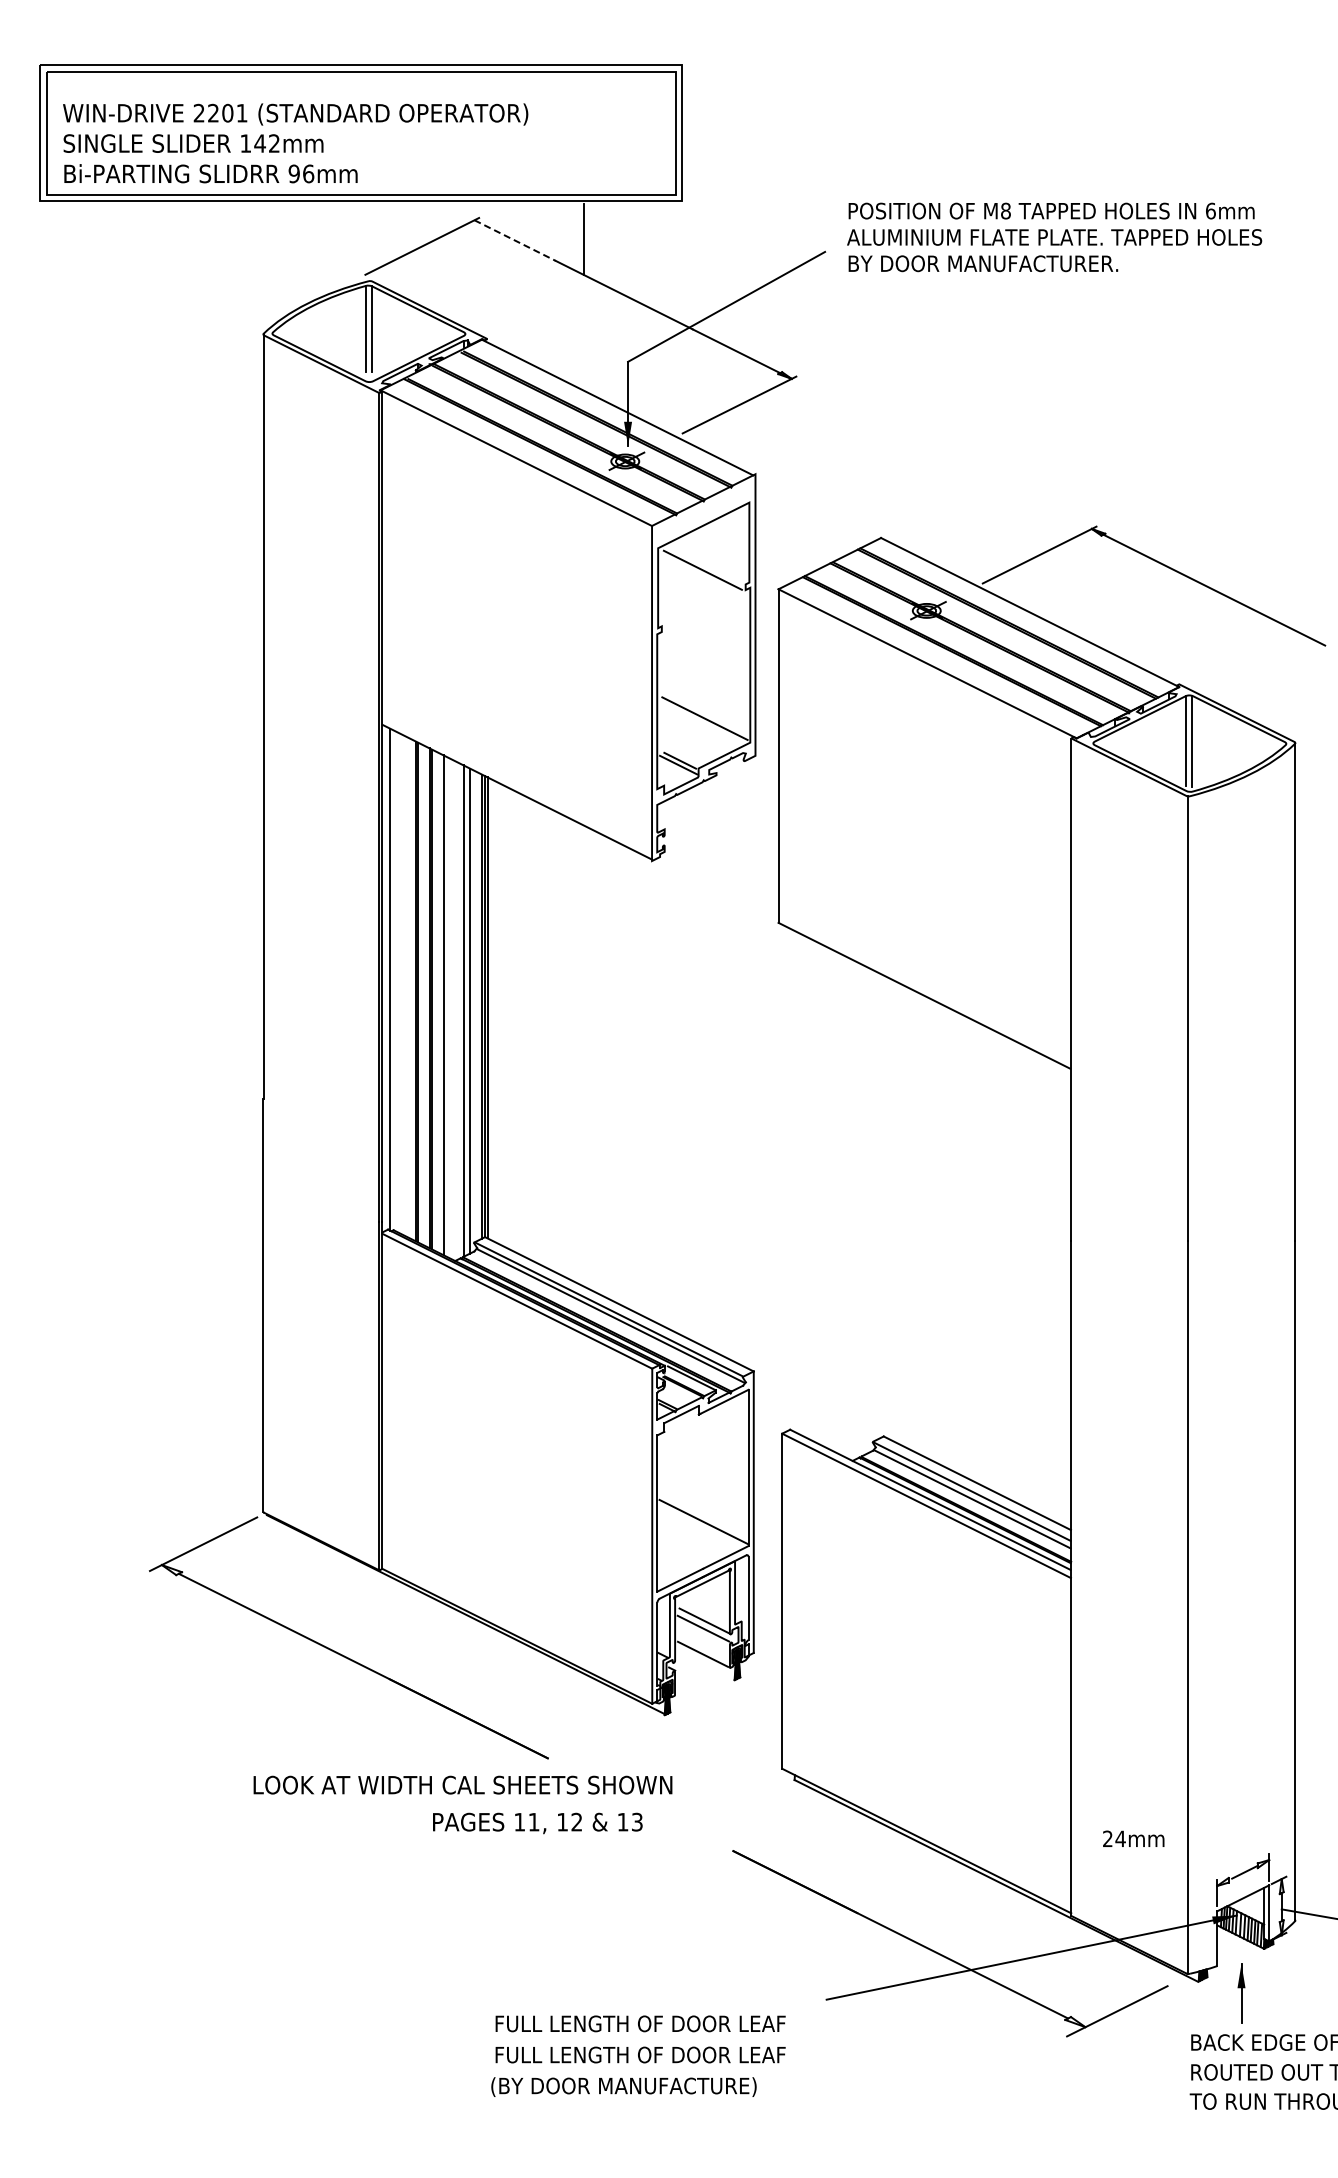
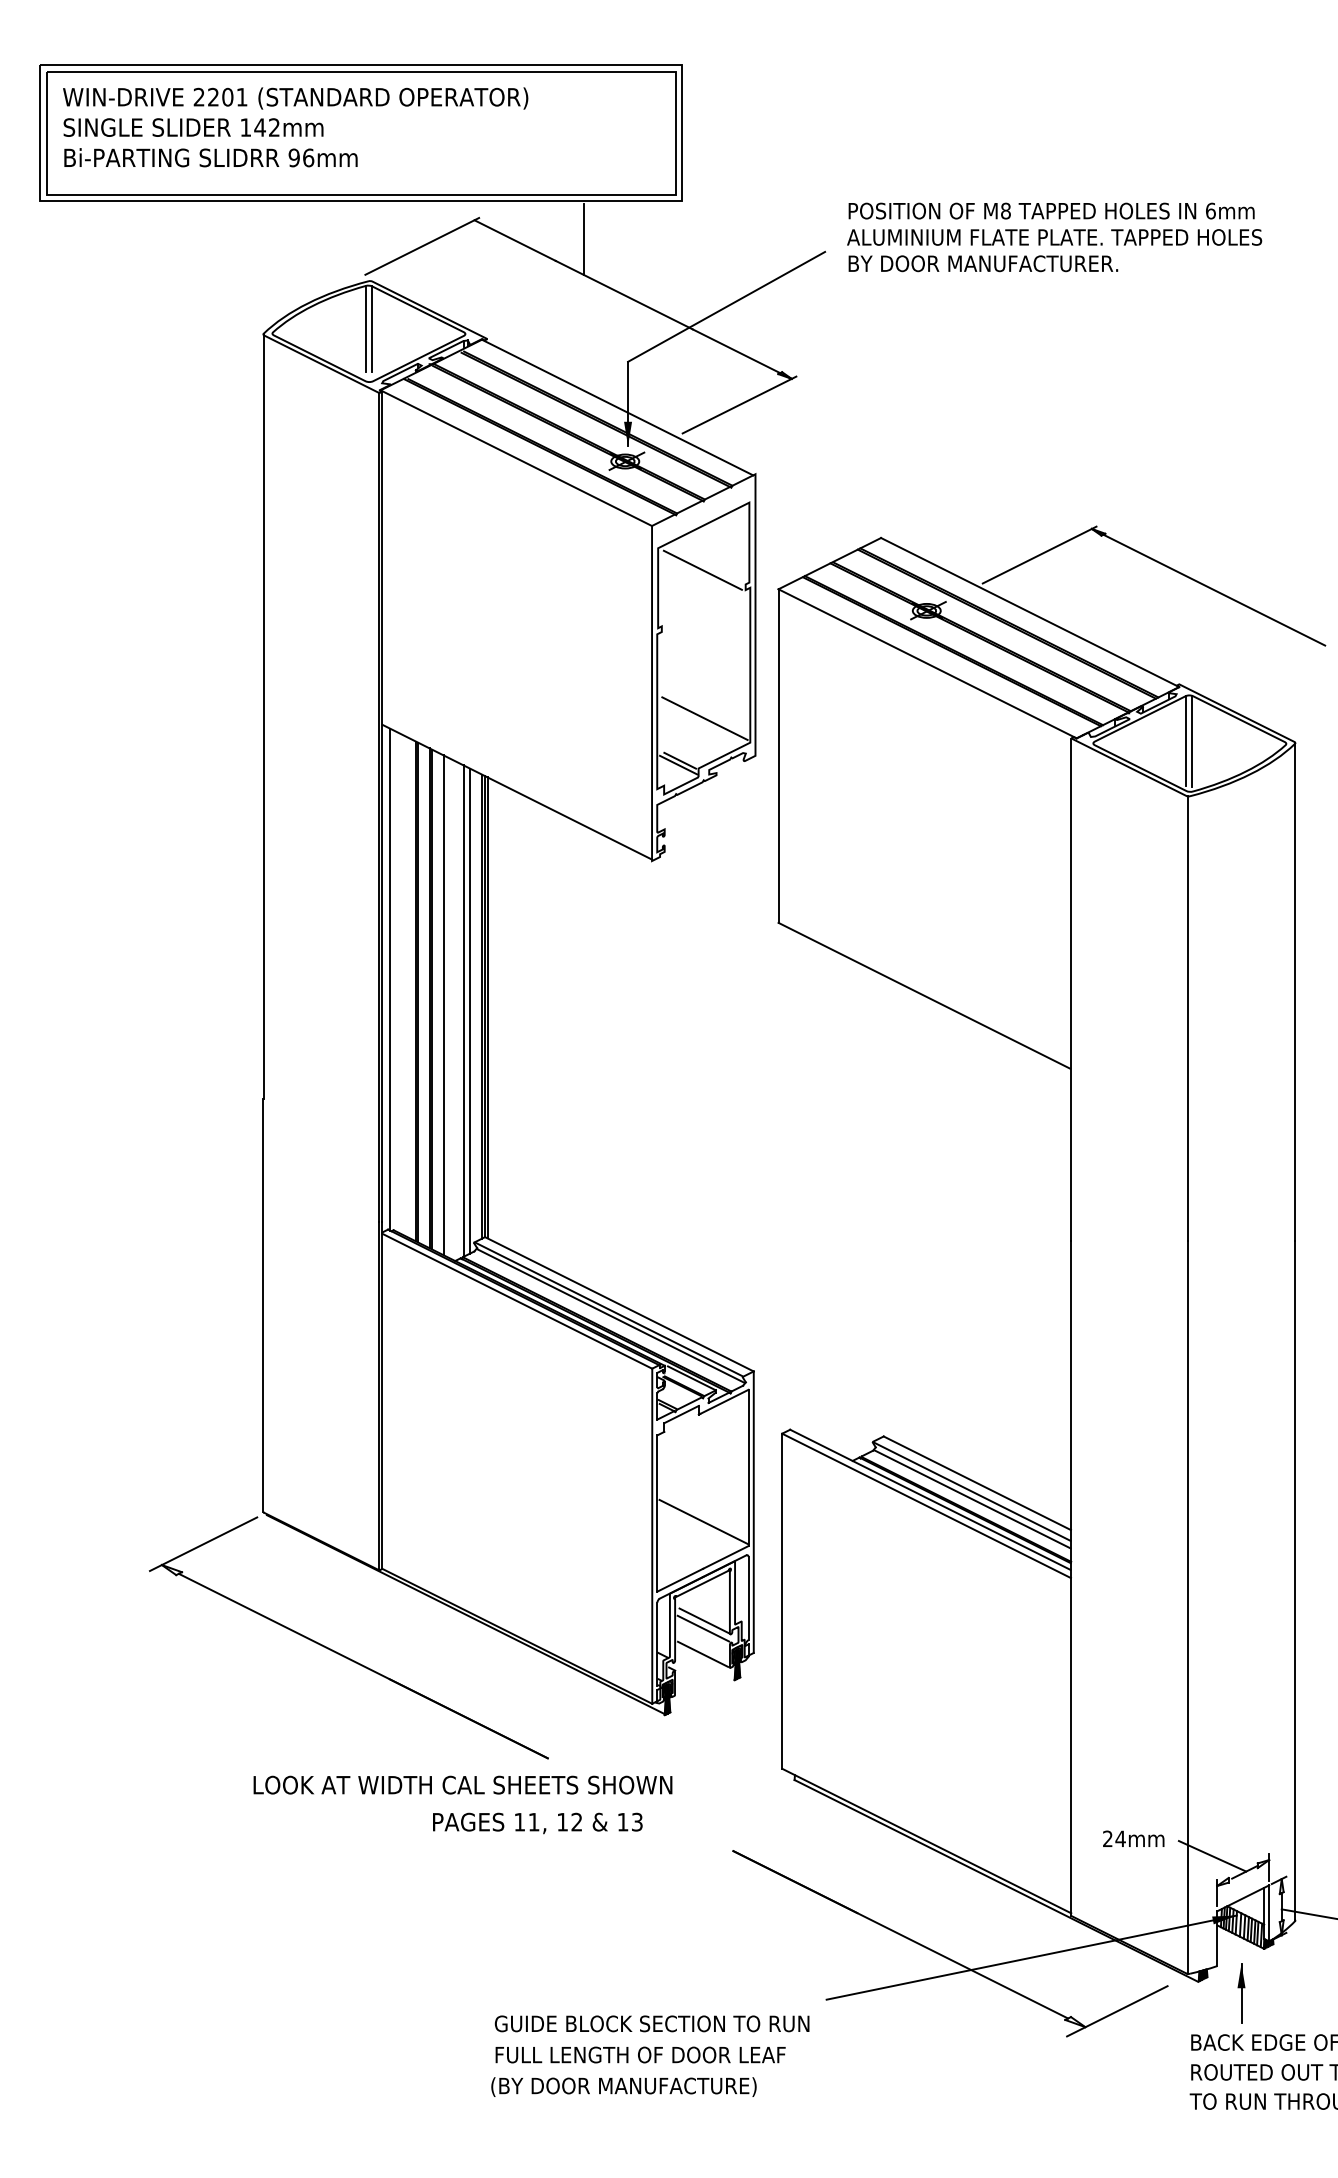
text position: (295, 143) -> (295, 127) (295, 127)
line: dashed -> solid (515, 240)
line: none -> present (1212, 1856)
text: FULL LENGTH OF DOOR LEAF -> GUIDE BLOCK SECTION TO RUN (651, 2023)
